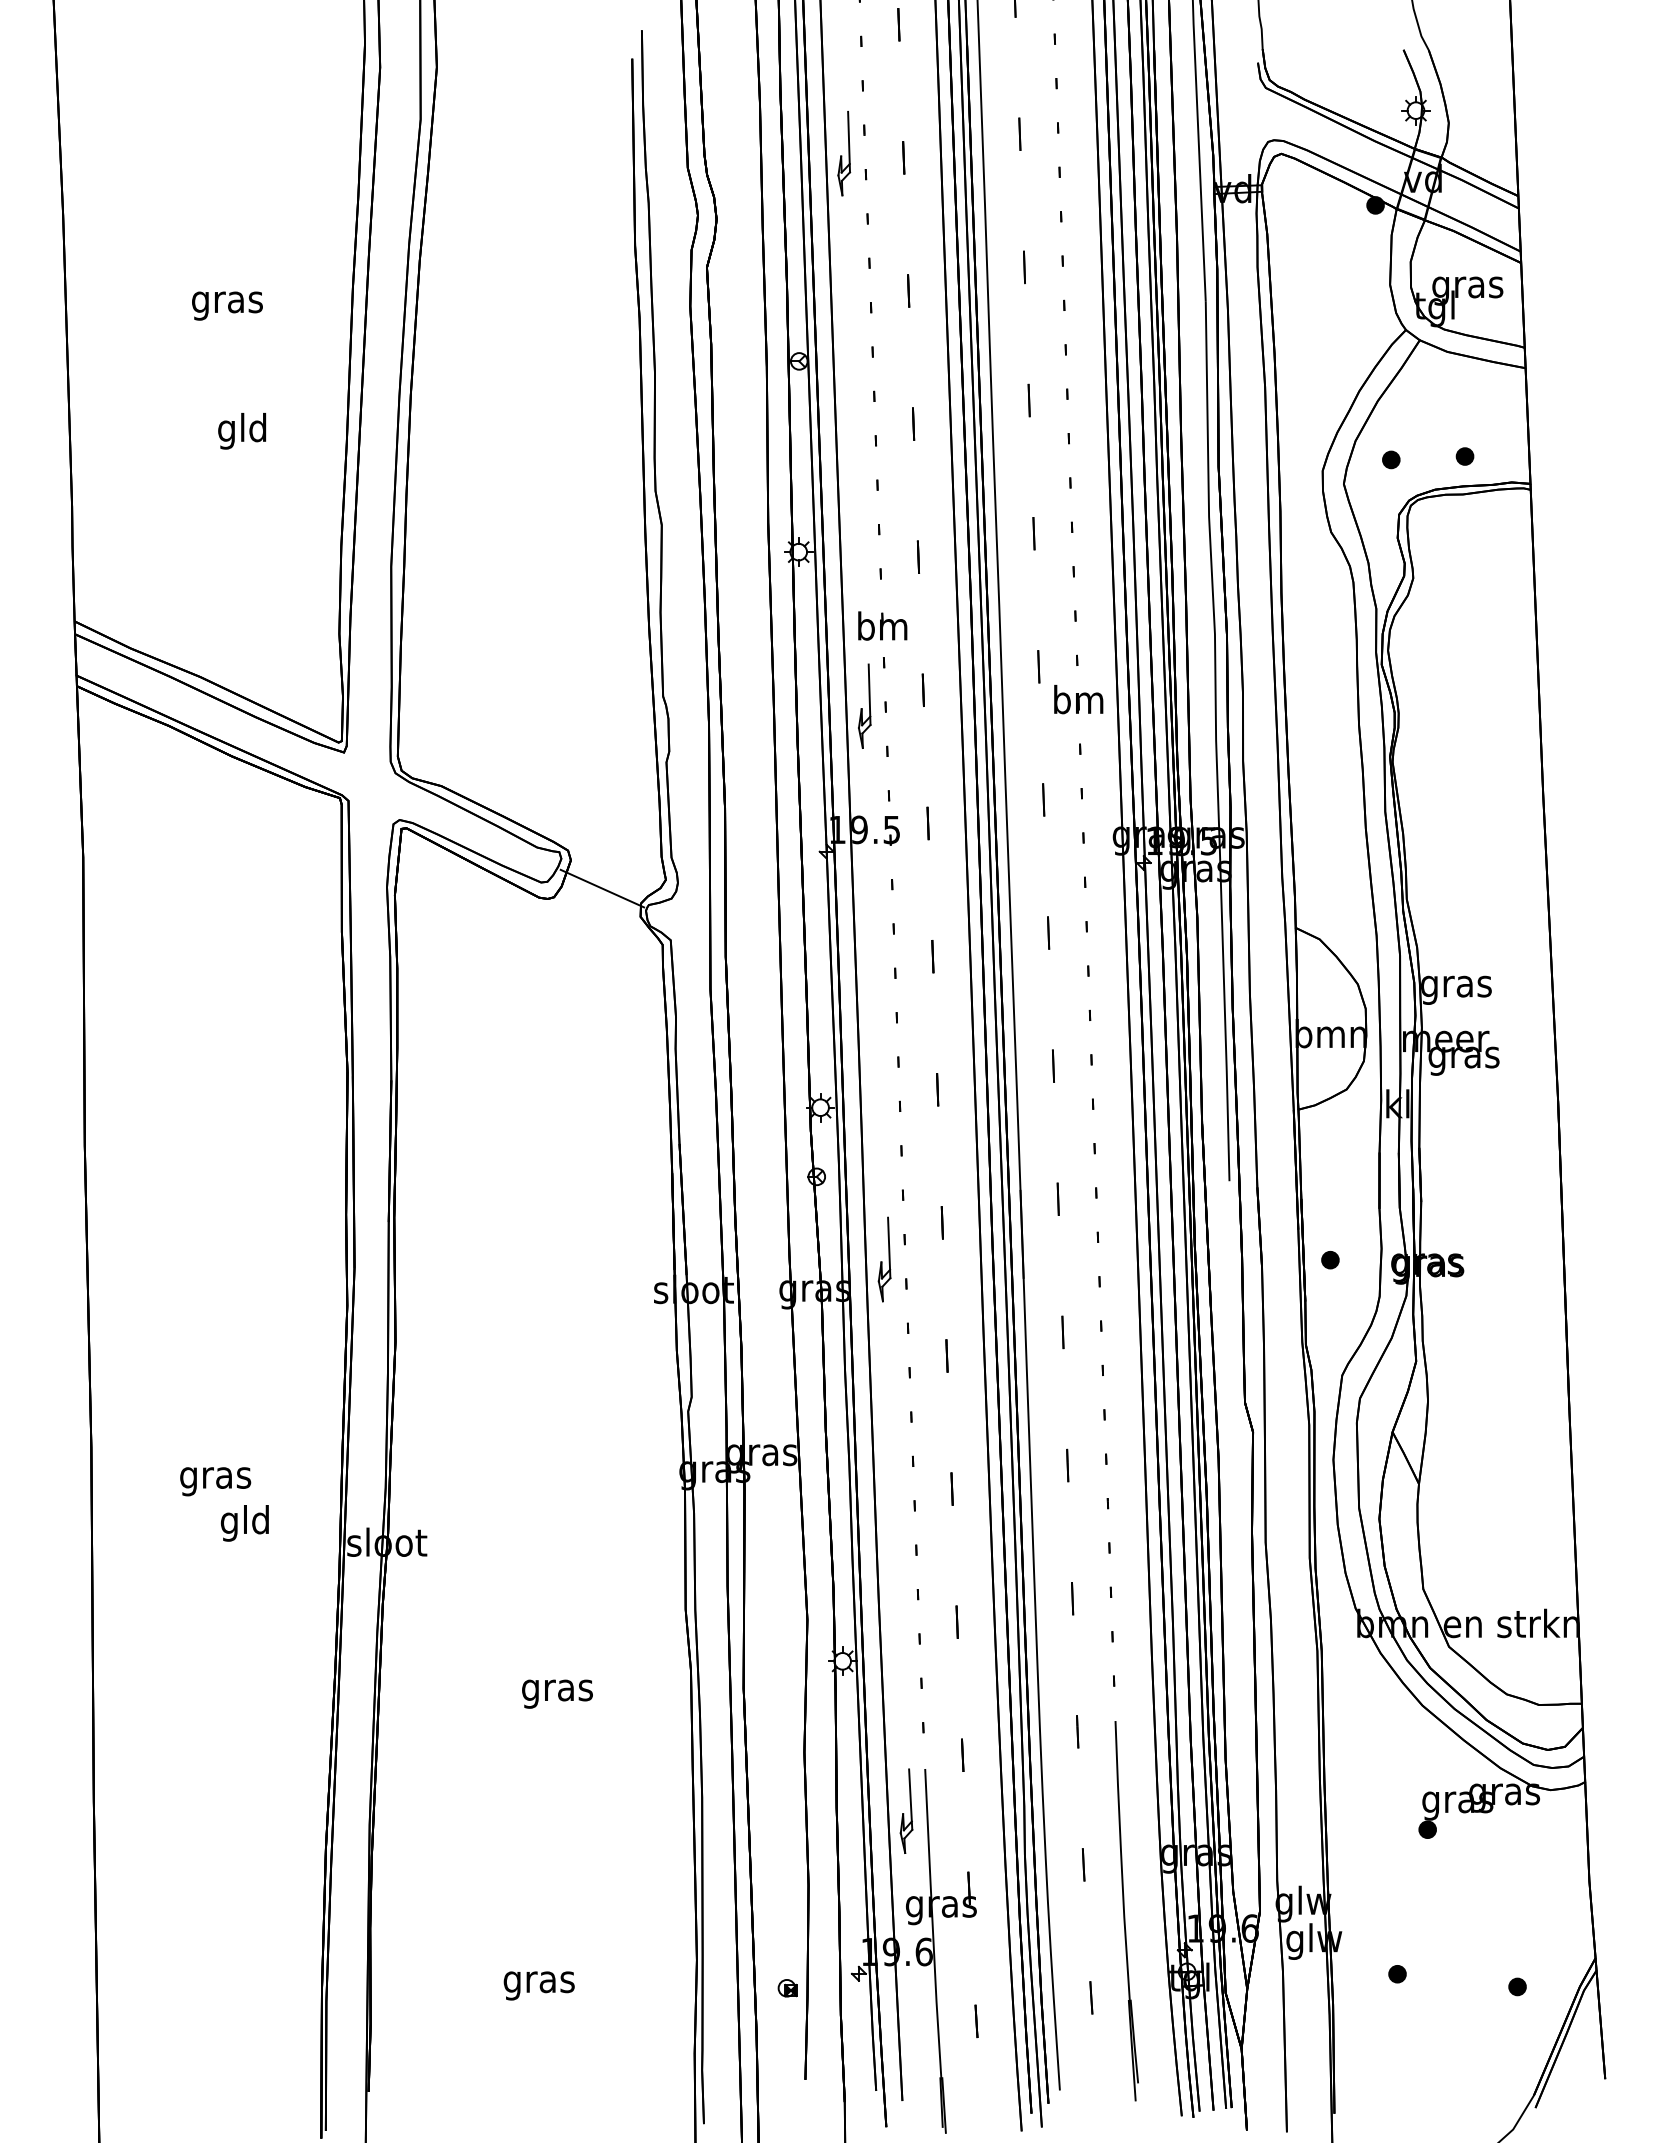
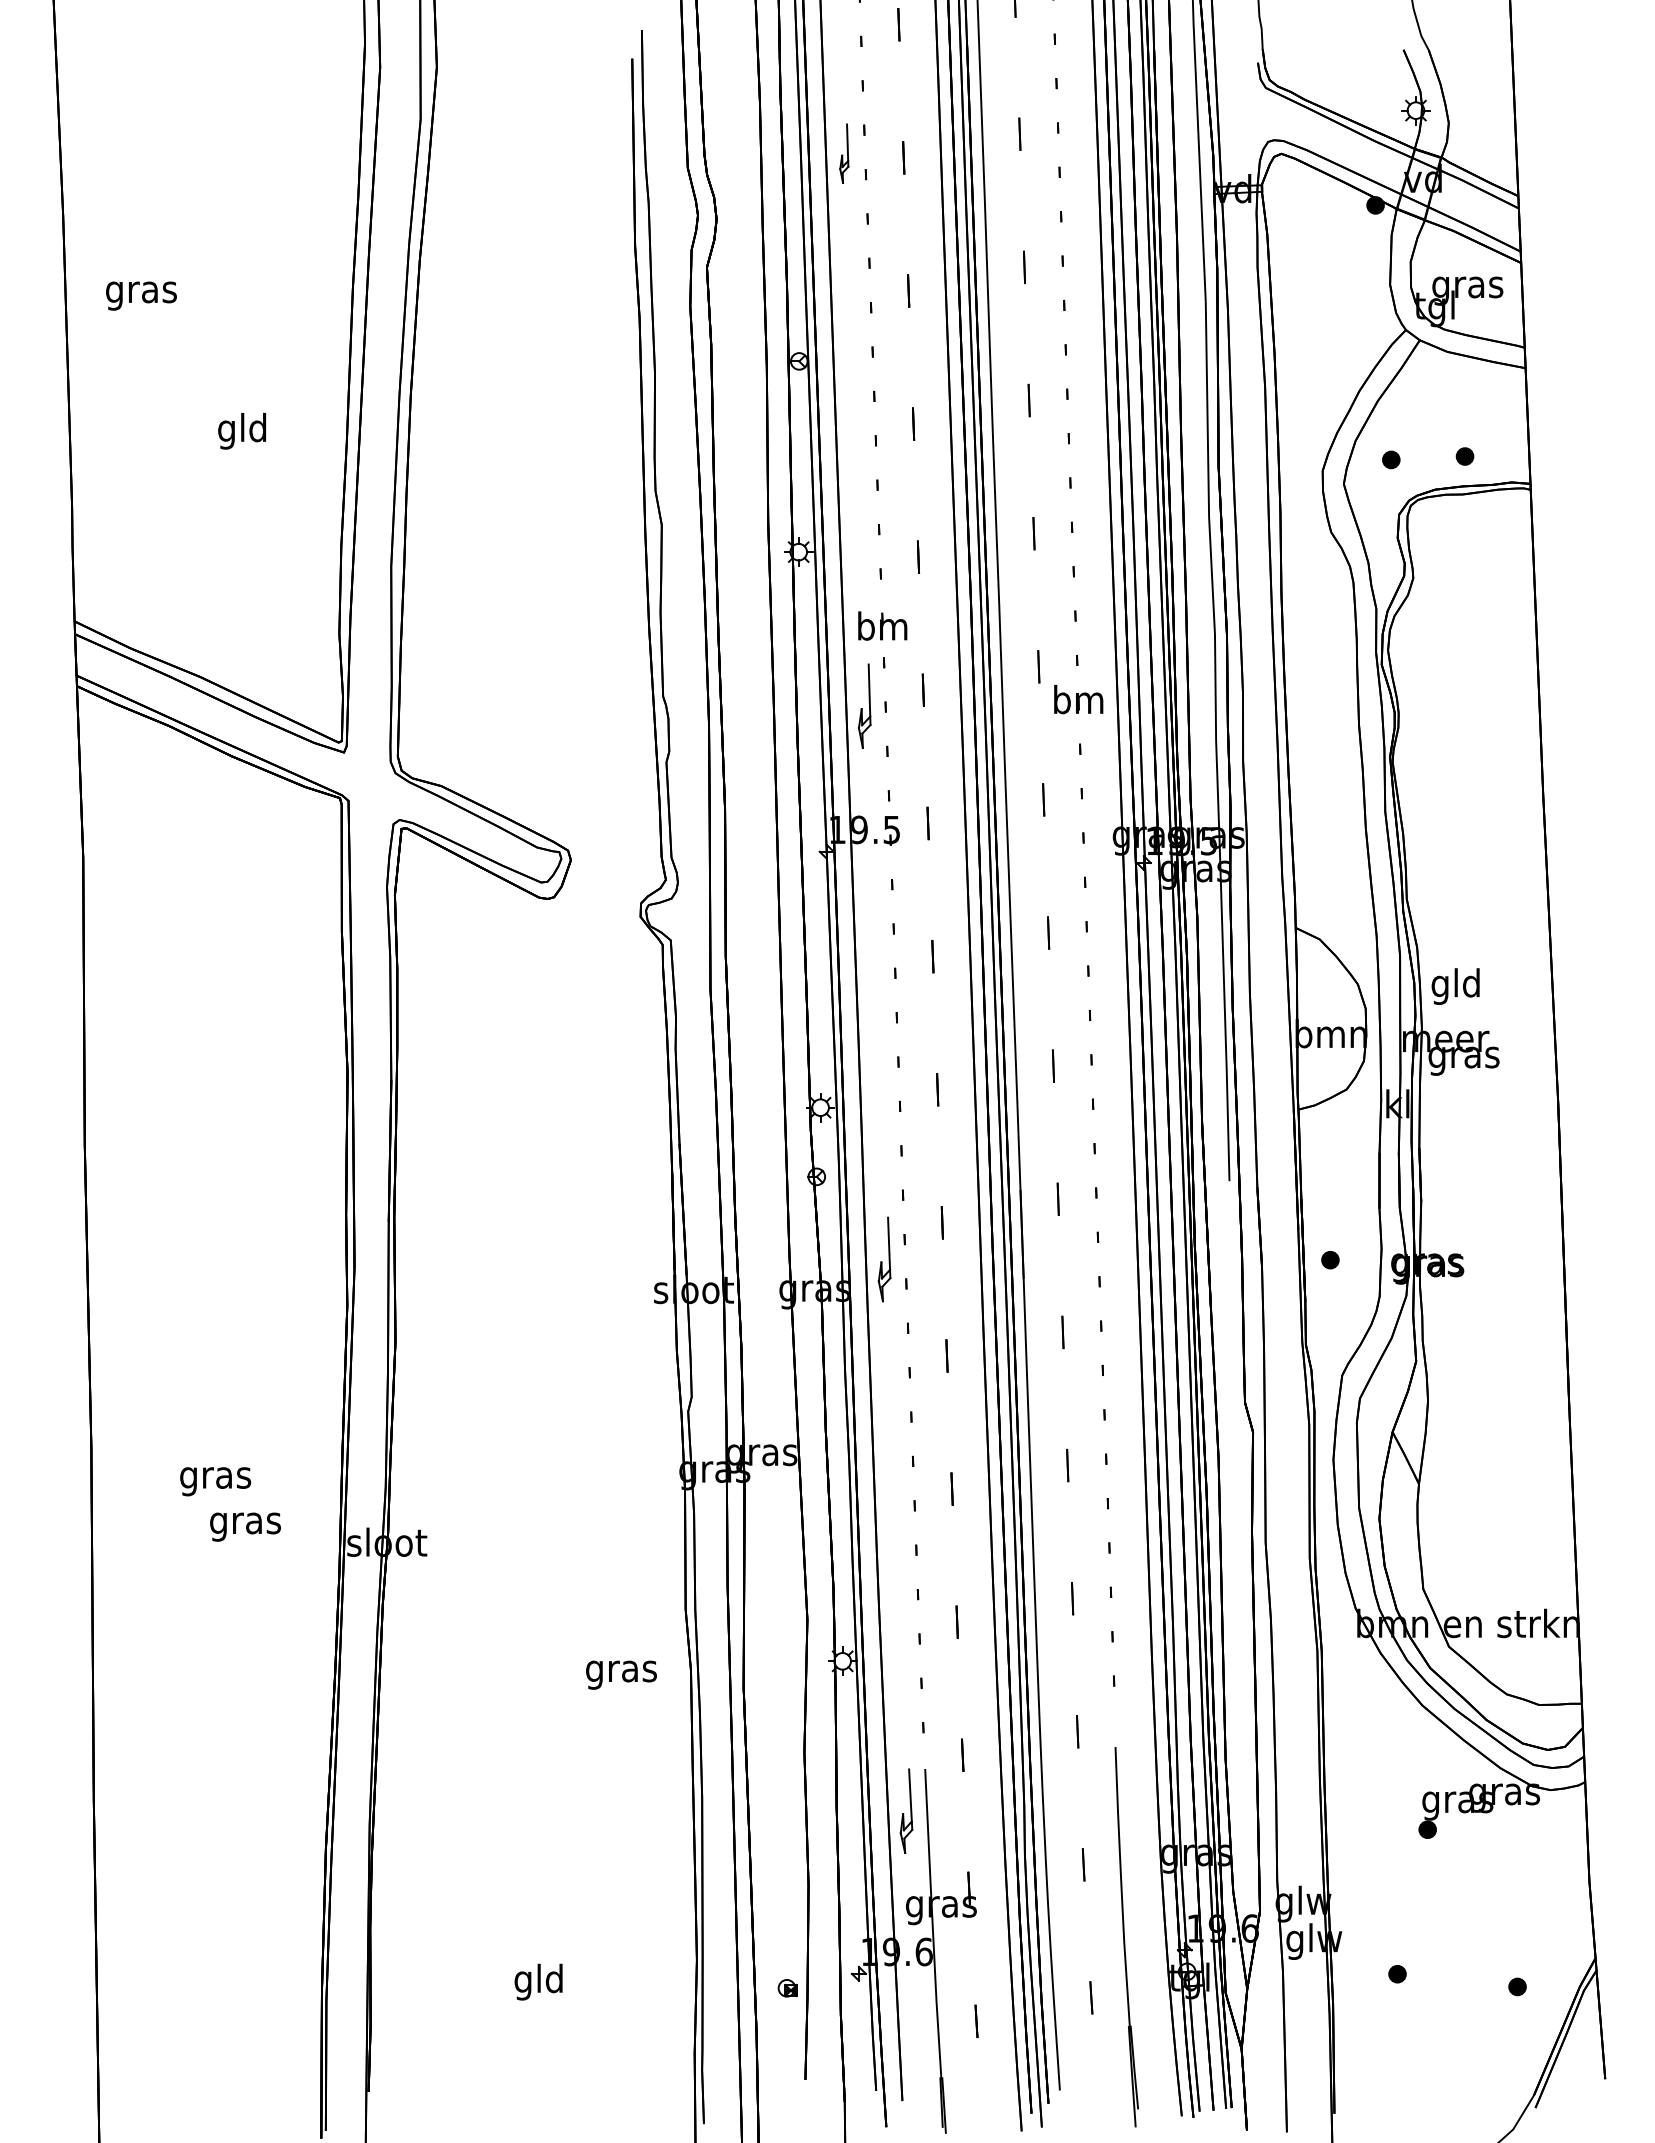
part size: 15x86 px -> 11x61 px (844, 153)
text position: (227, 305) -> (141, 295) (141, 295)
line: present -> none (602, 888)
text: gras -> gld (1456, 986)
text: gld -> gras (245, 1523)
text position: (557, 1693) -> (621, 1674) (621, 1674)
part position: (1126, 1911) -> (1126, 1937) (1126, 1937)
text: gras -> gld (538, 1981)
